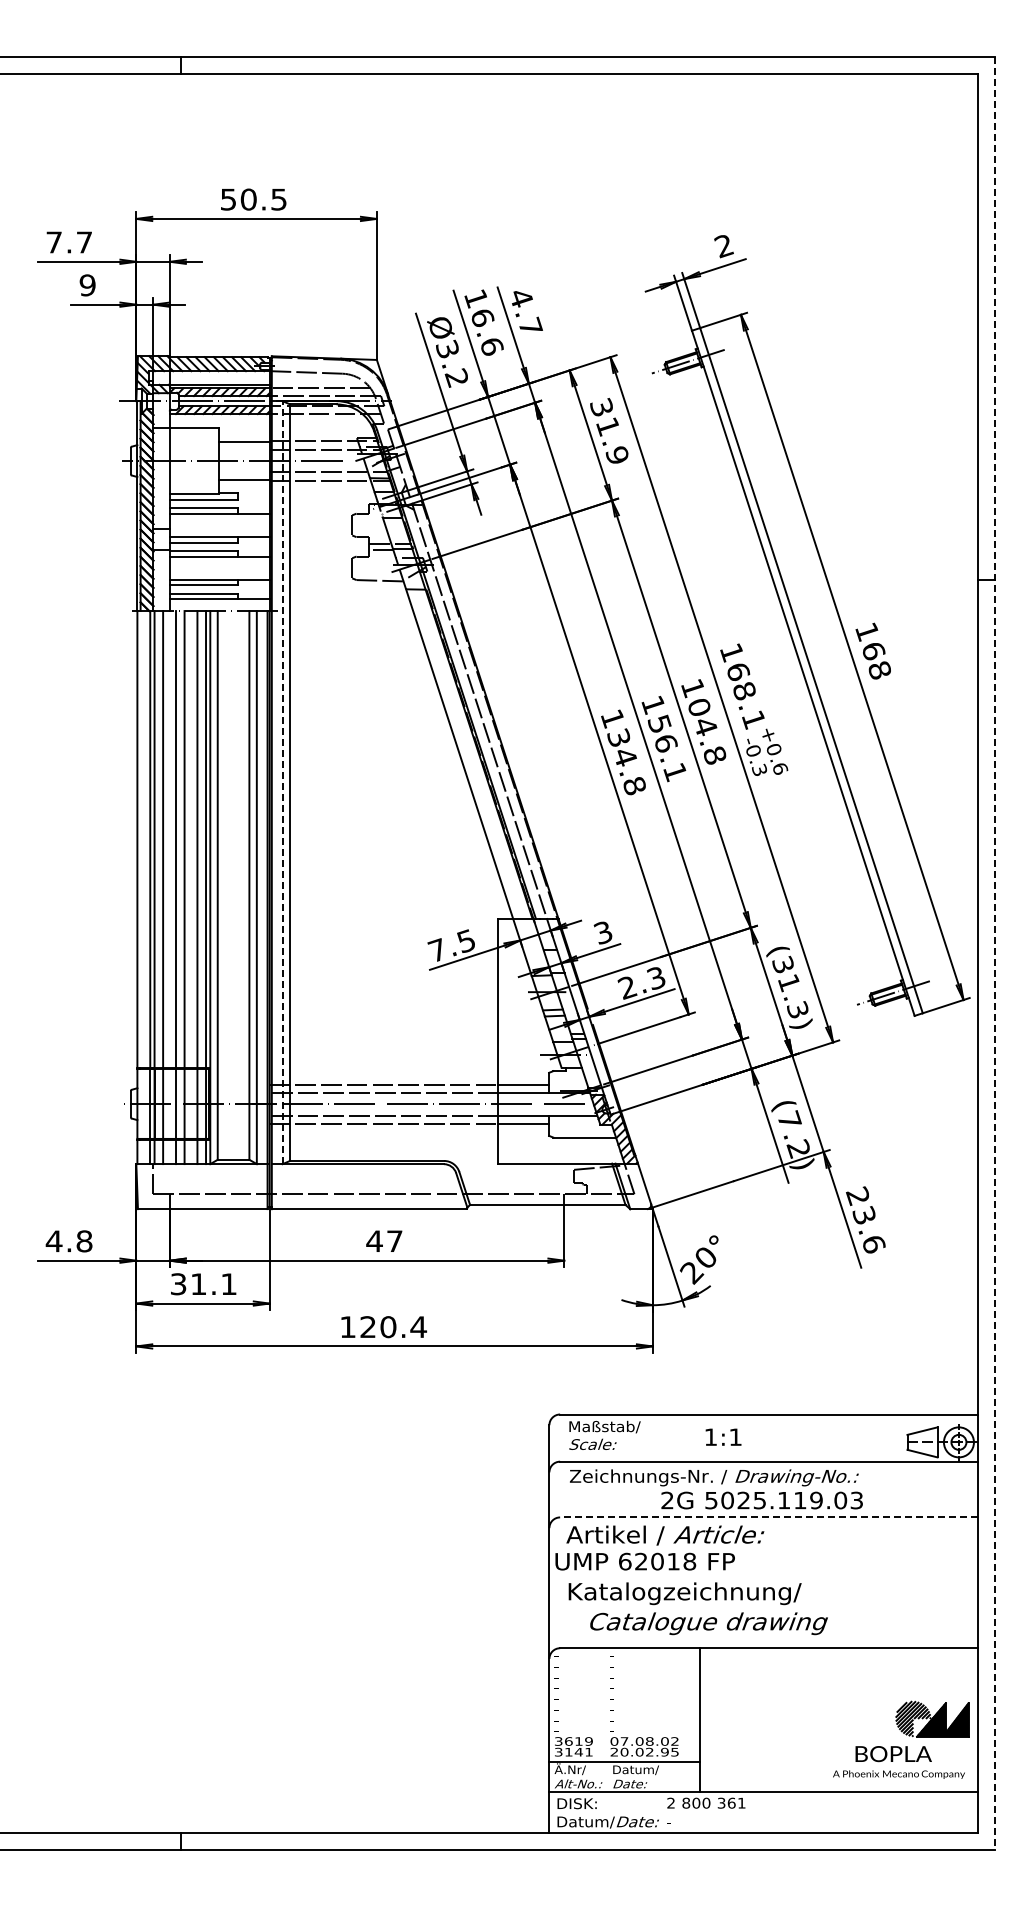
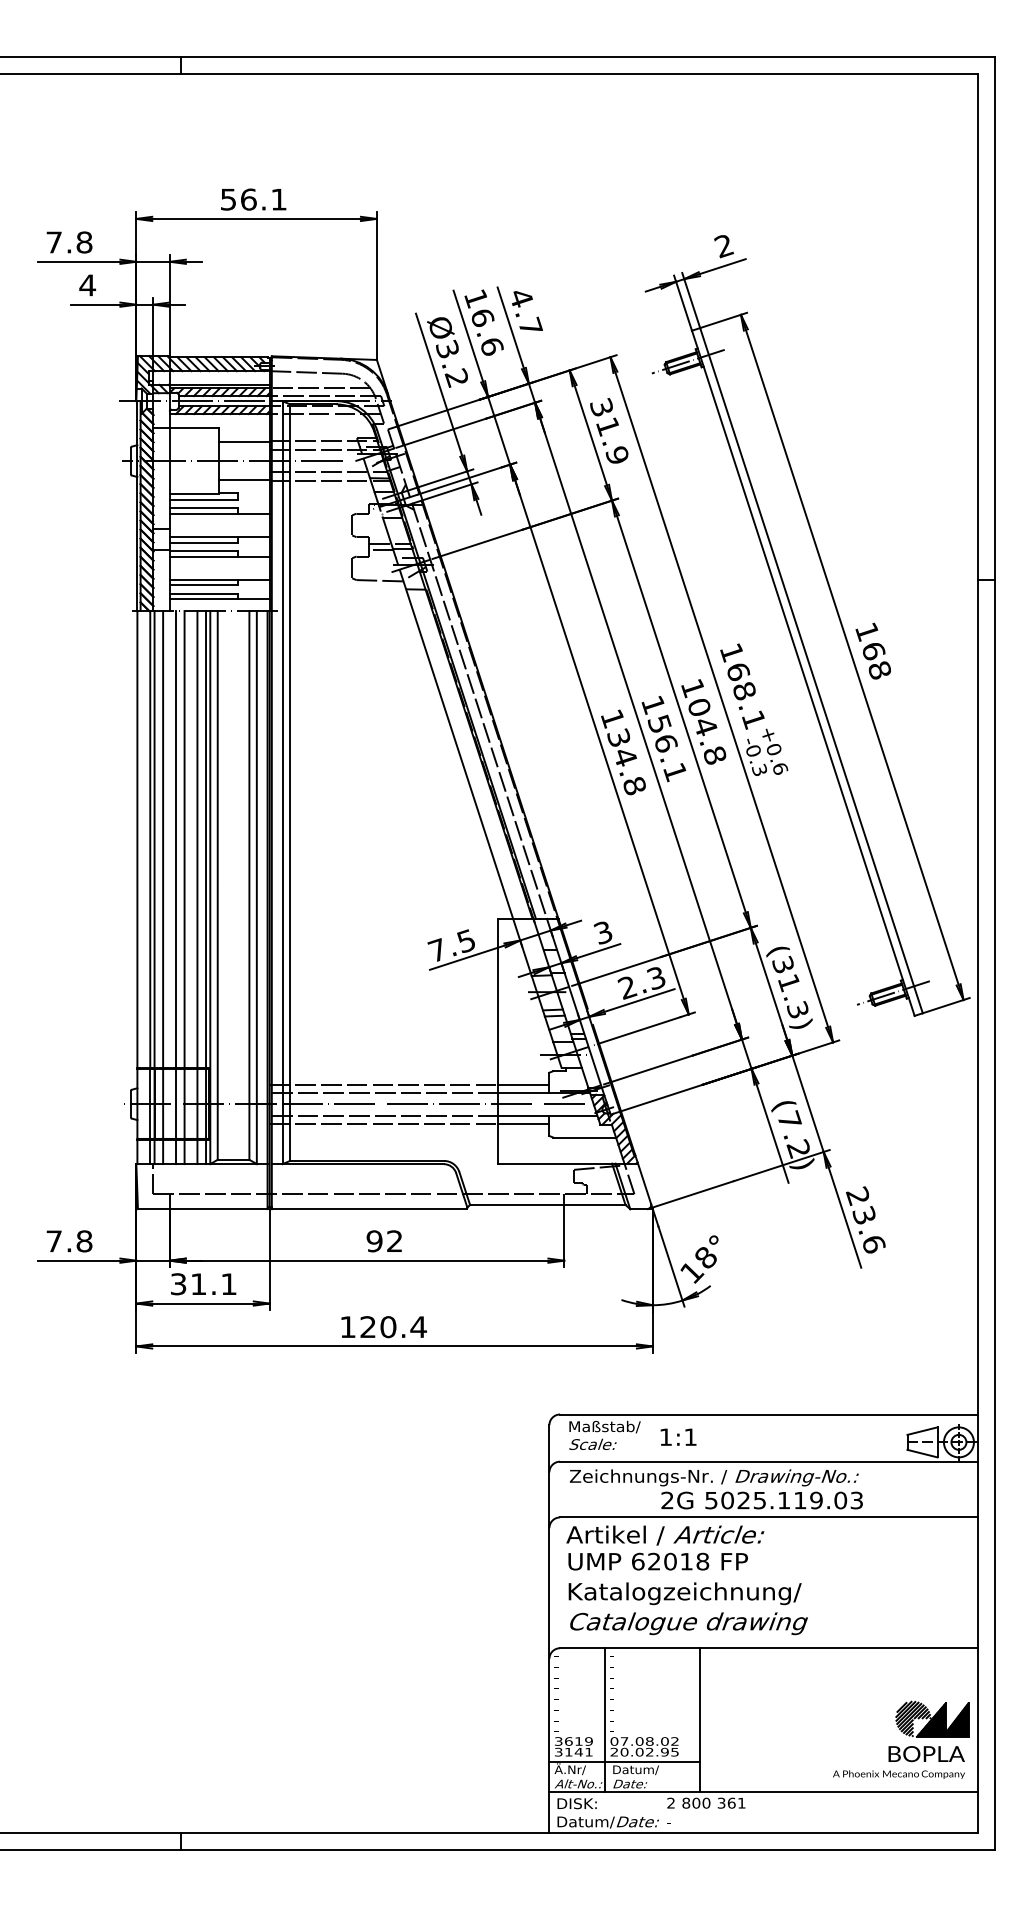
text: 50.5 -> 56.1 (263, 199)
text: 7.7 -> 7.8 (84, 242)
text: 9 -> 4 (87, 285)
line: dashed -> solid (282, 782)
line: dashed -> solid (995, 953)
text: 4.8 -> 7.8 (53, 1241)
text: 47 -> 92 (384, 1241)
text: 20° -> 18° (697, 1265)
text position: (723, 1436) -> (678, 1436) (678, 1436)
line: dashed -> solid (768, 1517)
text position: (644, 1561) -> (657, 1561) (657, 1561)
text position: (708, 1623) -> (688, 1623) (688, 1623)
line: none -> present (605, 1719)
text position: (893, 1754) -> (926, 1754) (926, 1754)
